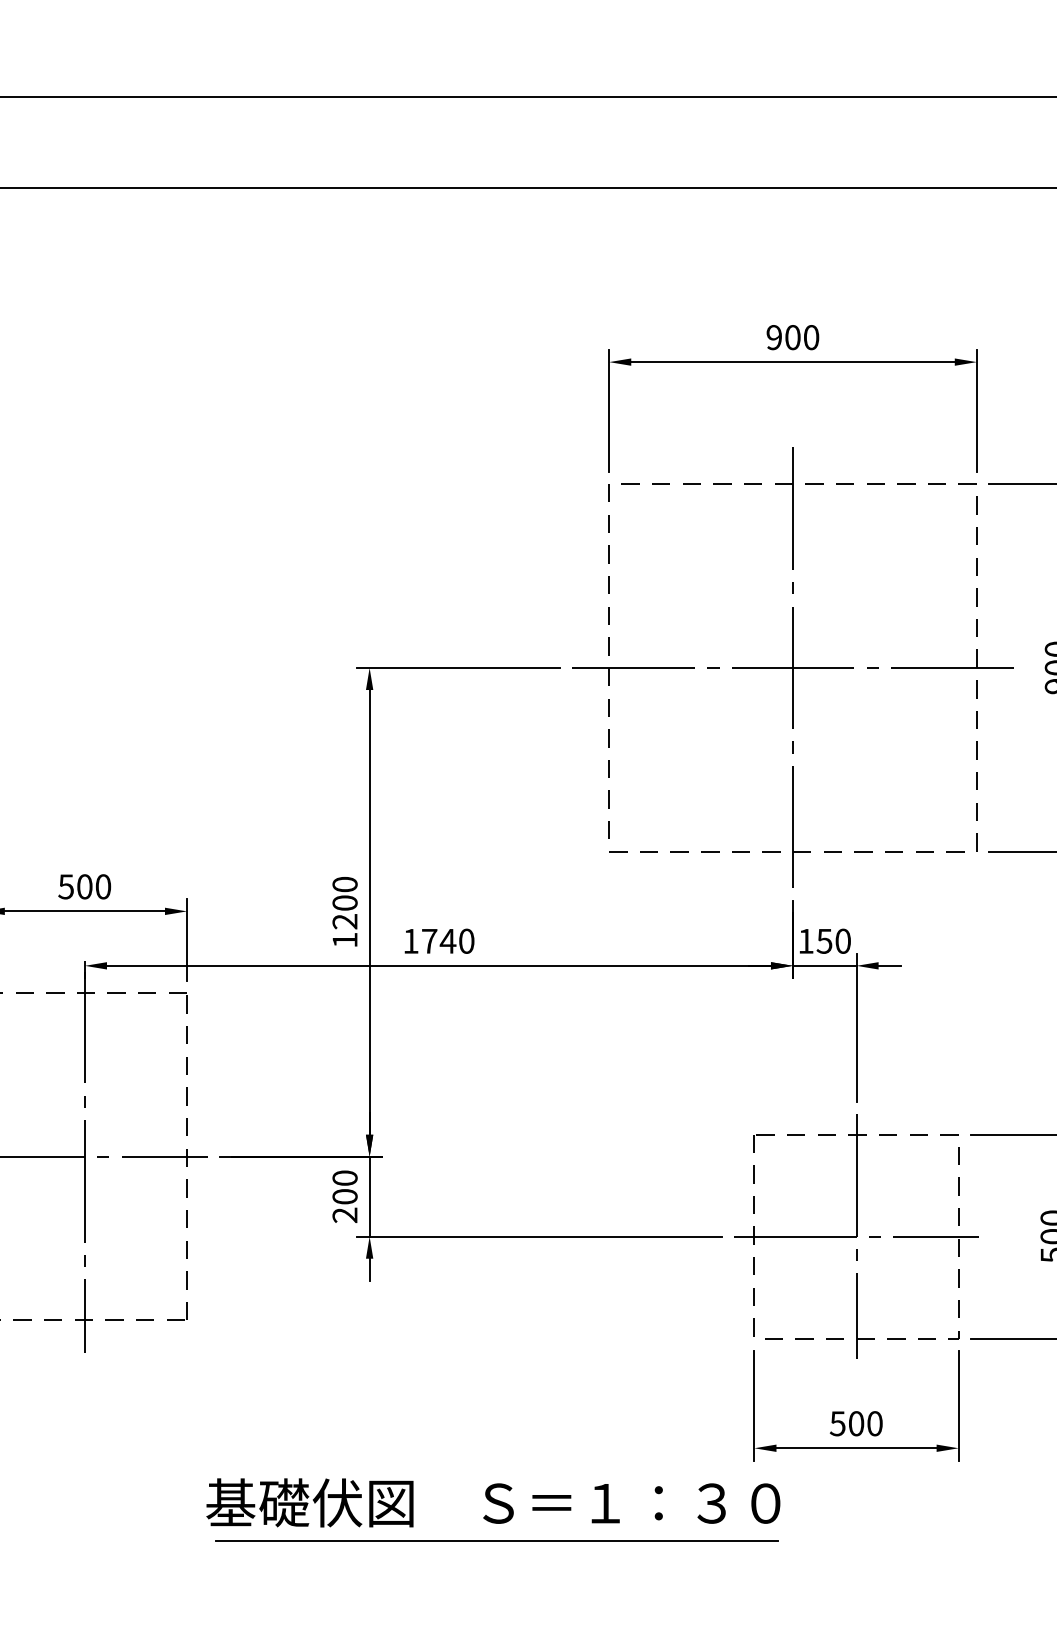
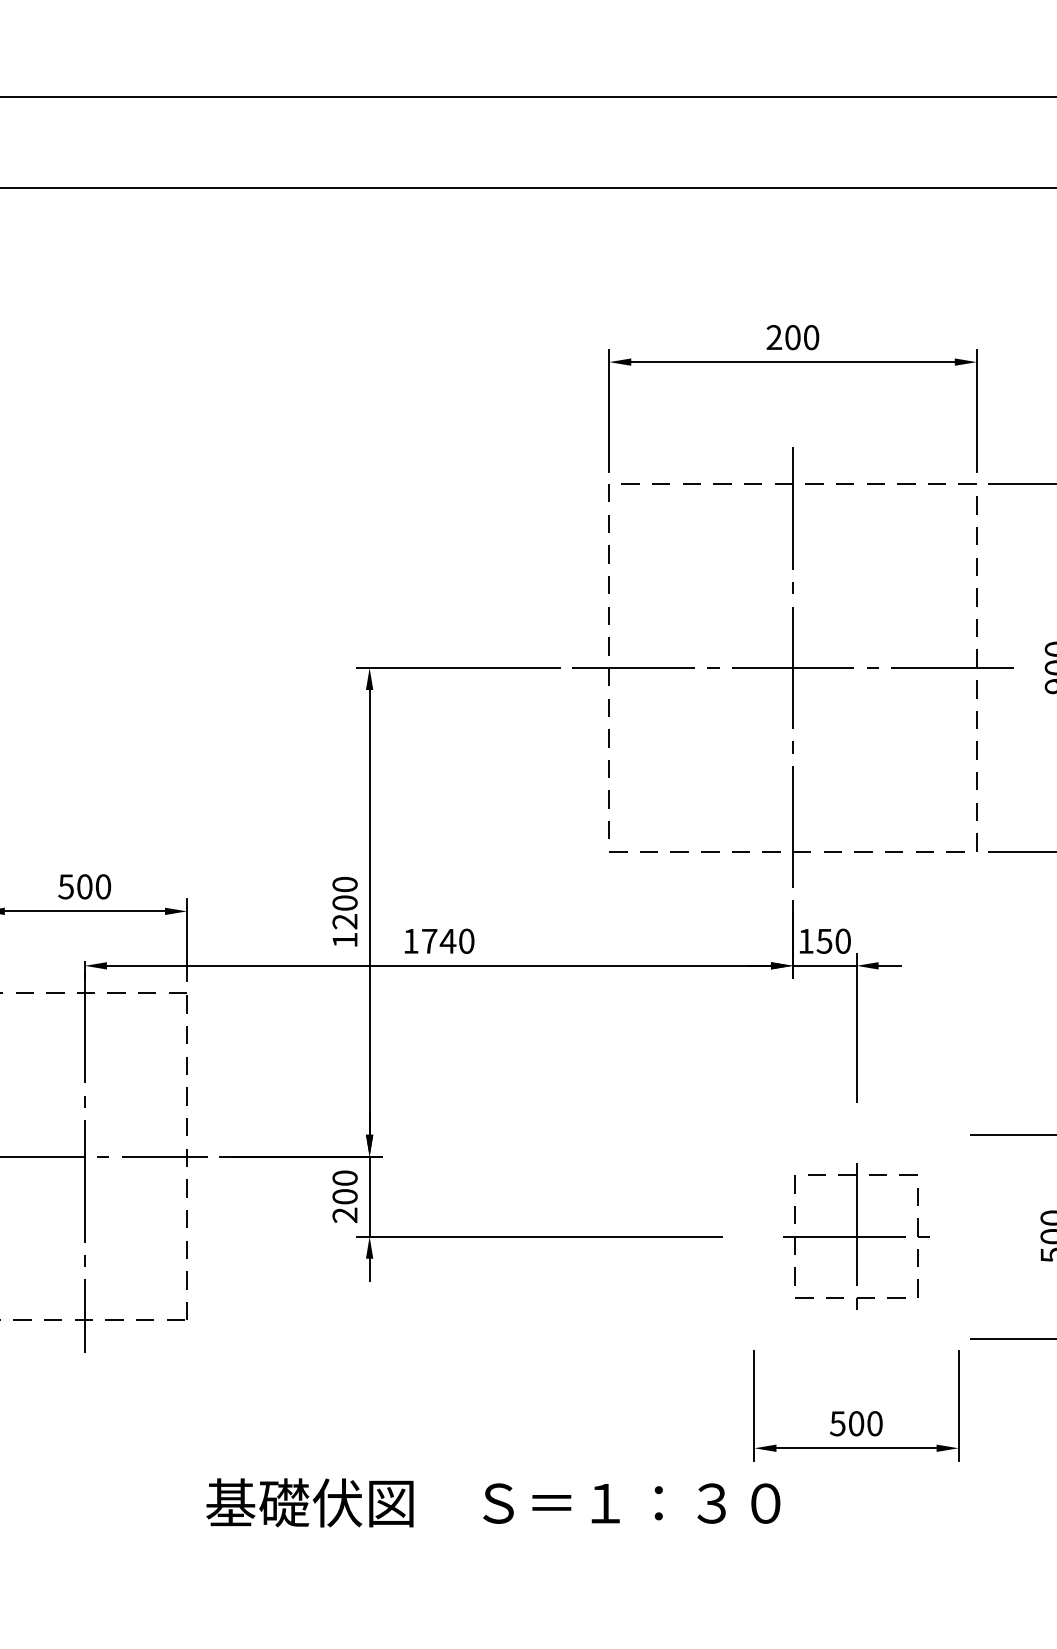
text: 900 -> 200 (773, 337)
part size: 245x245 px -> 147x147 px (856, 1236)
line: present -> none (497, 1541)
